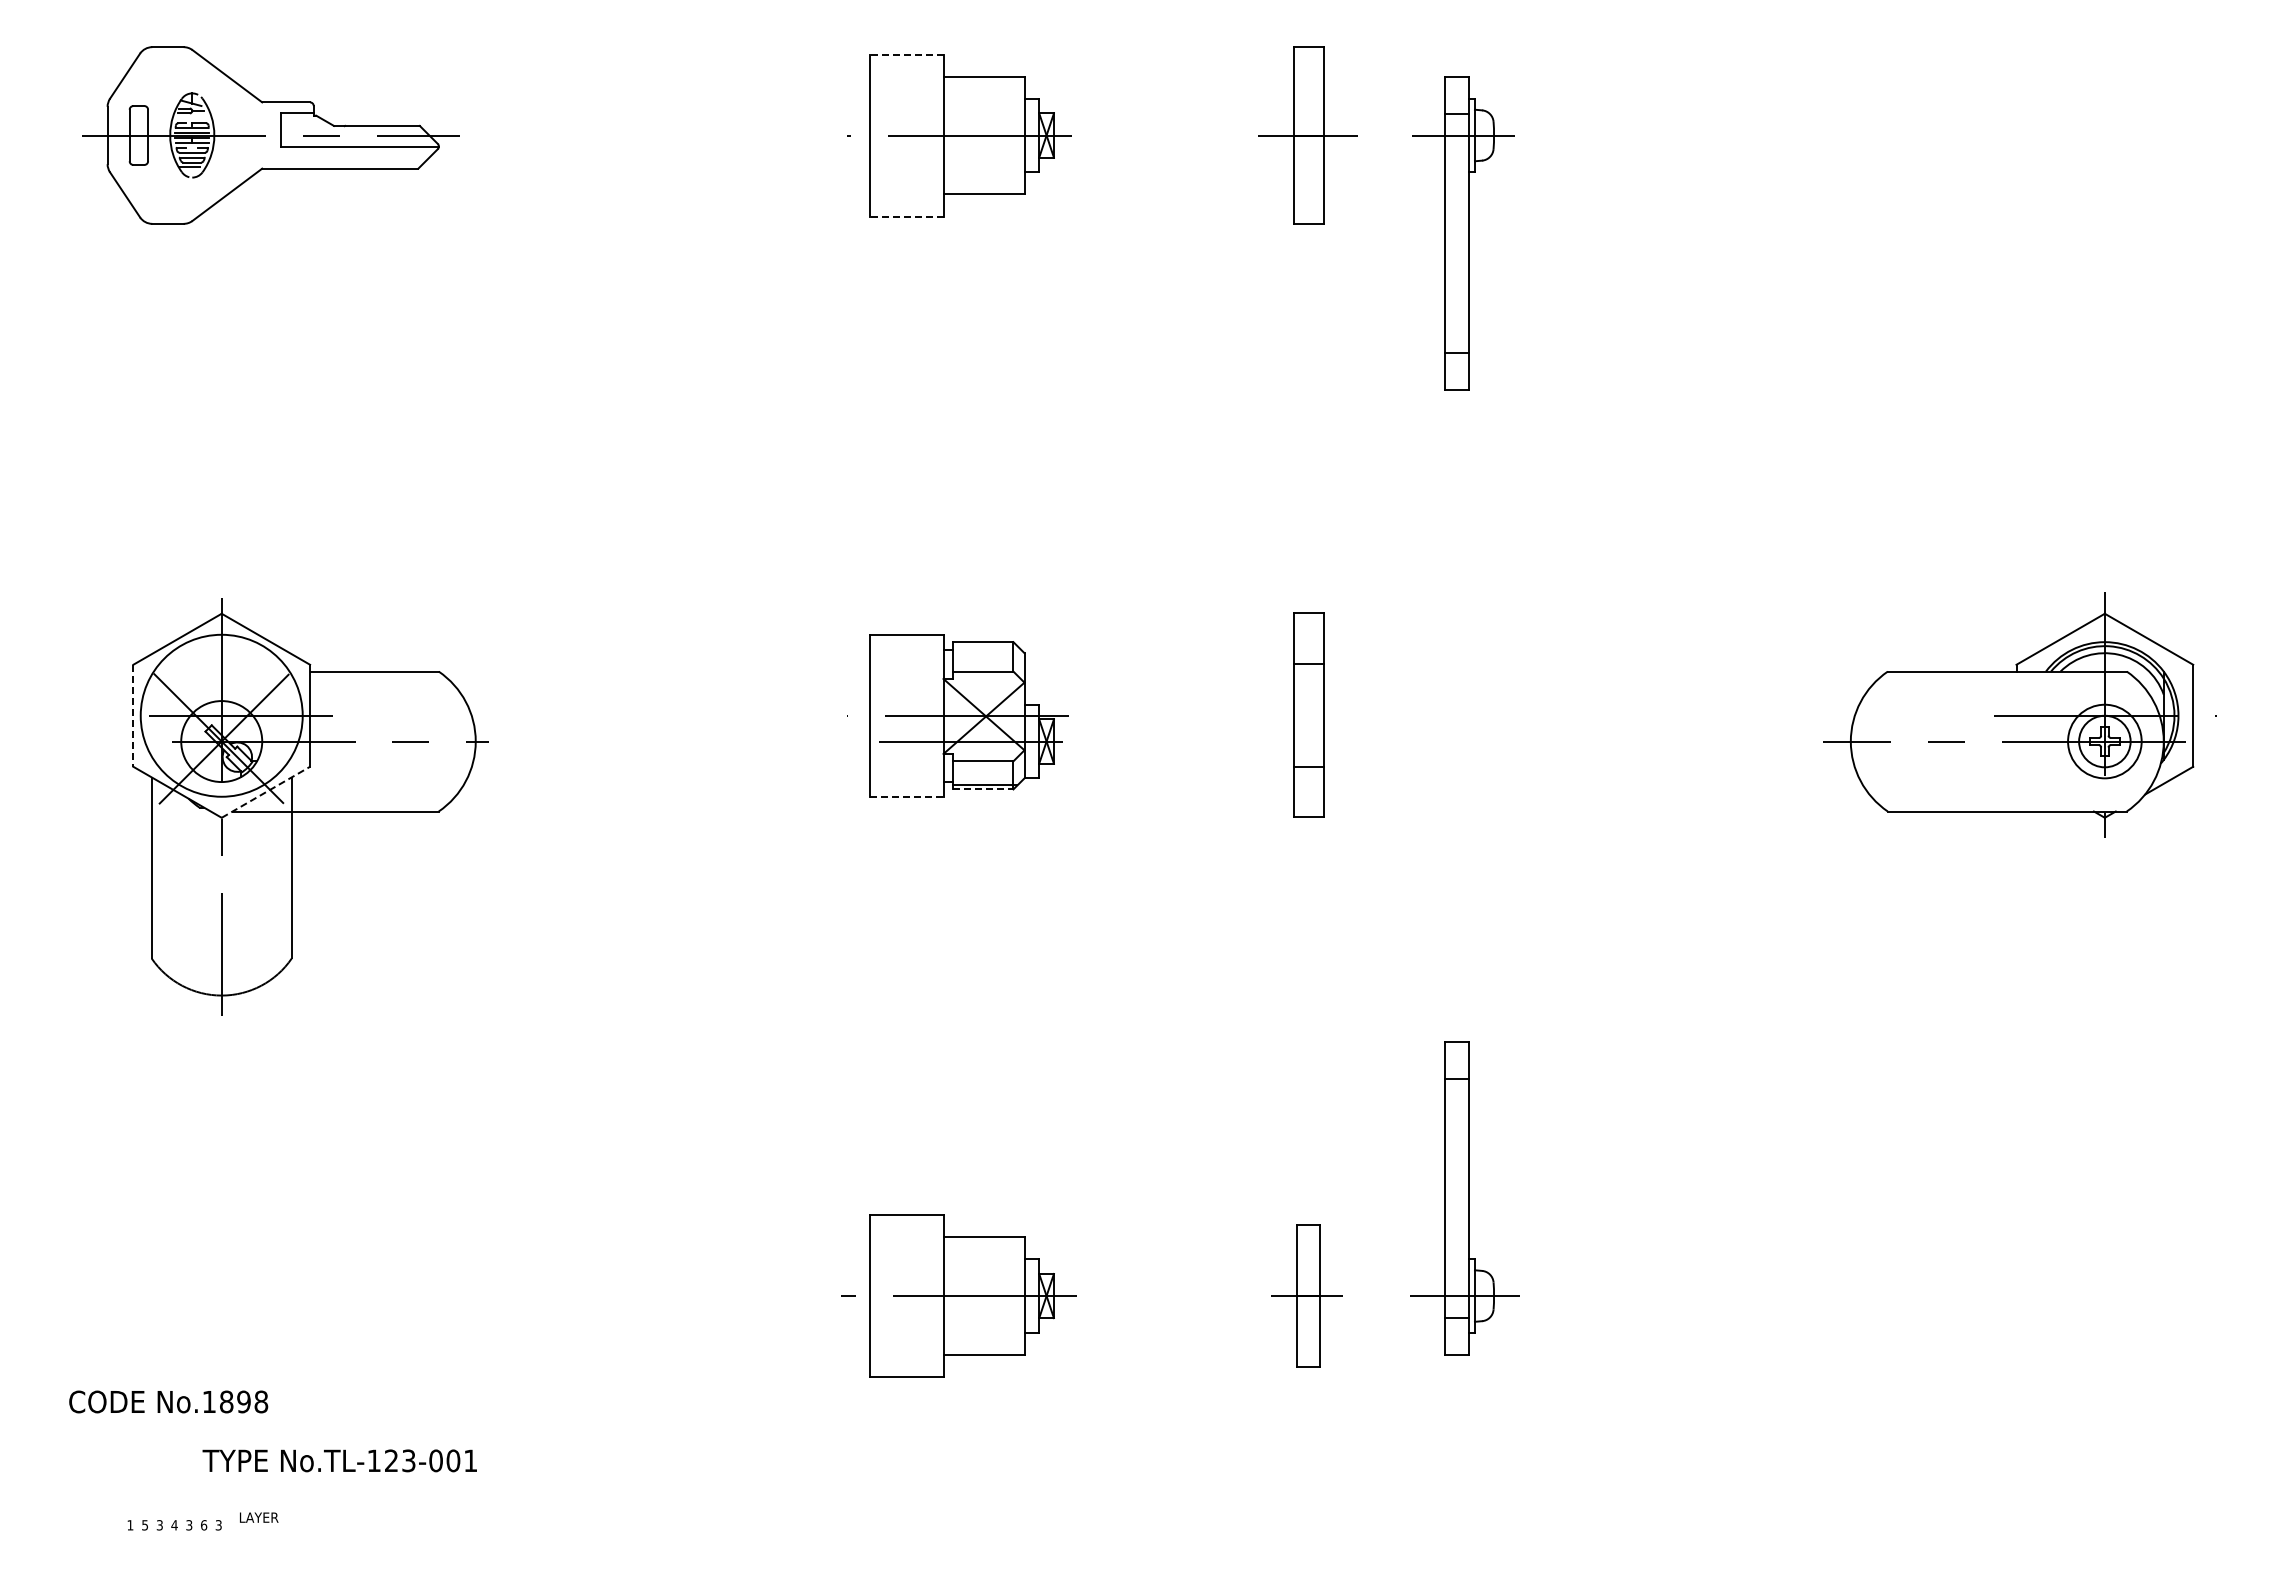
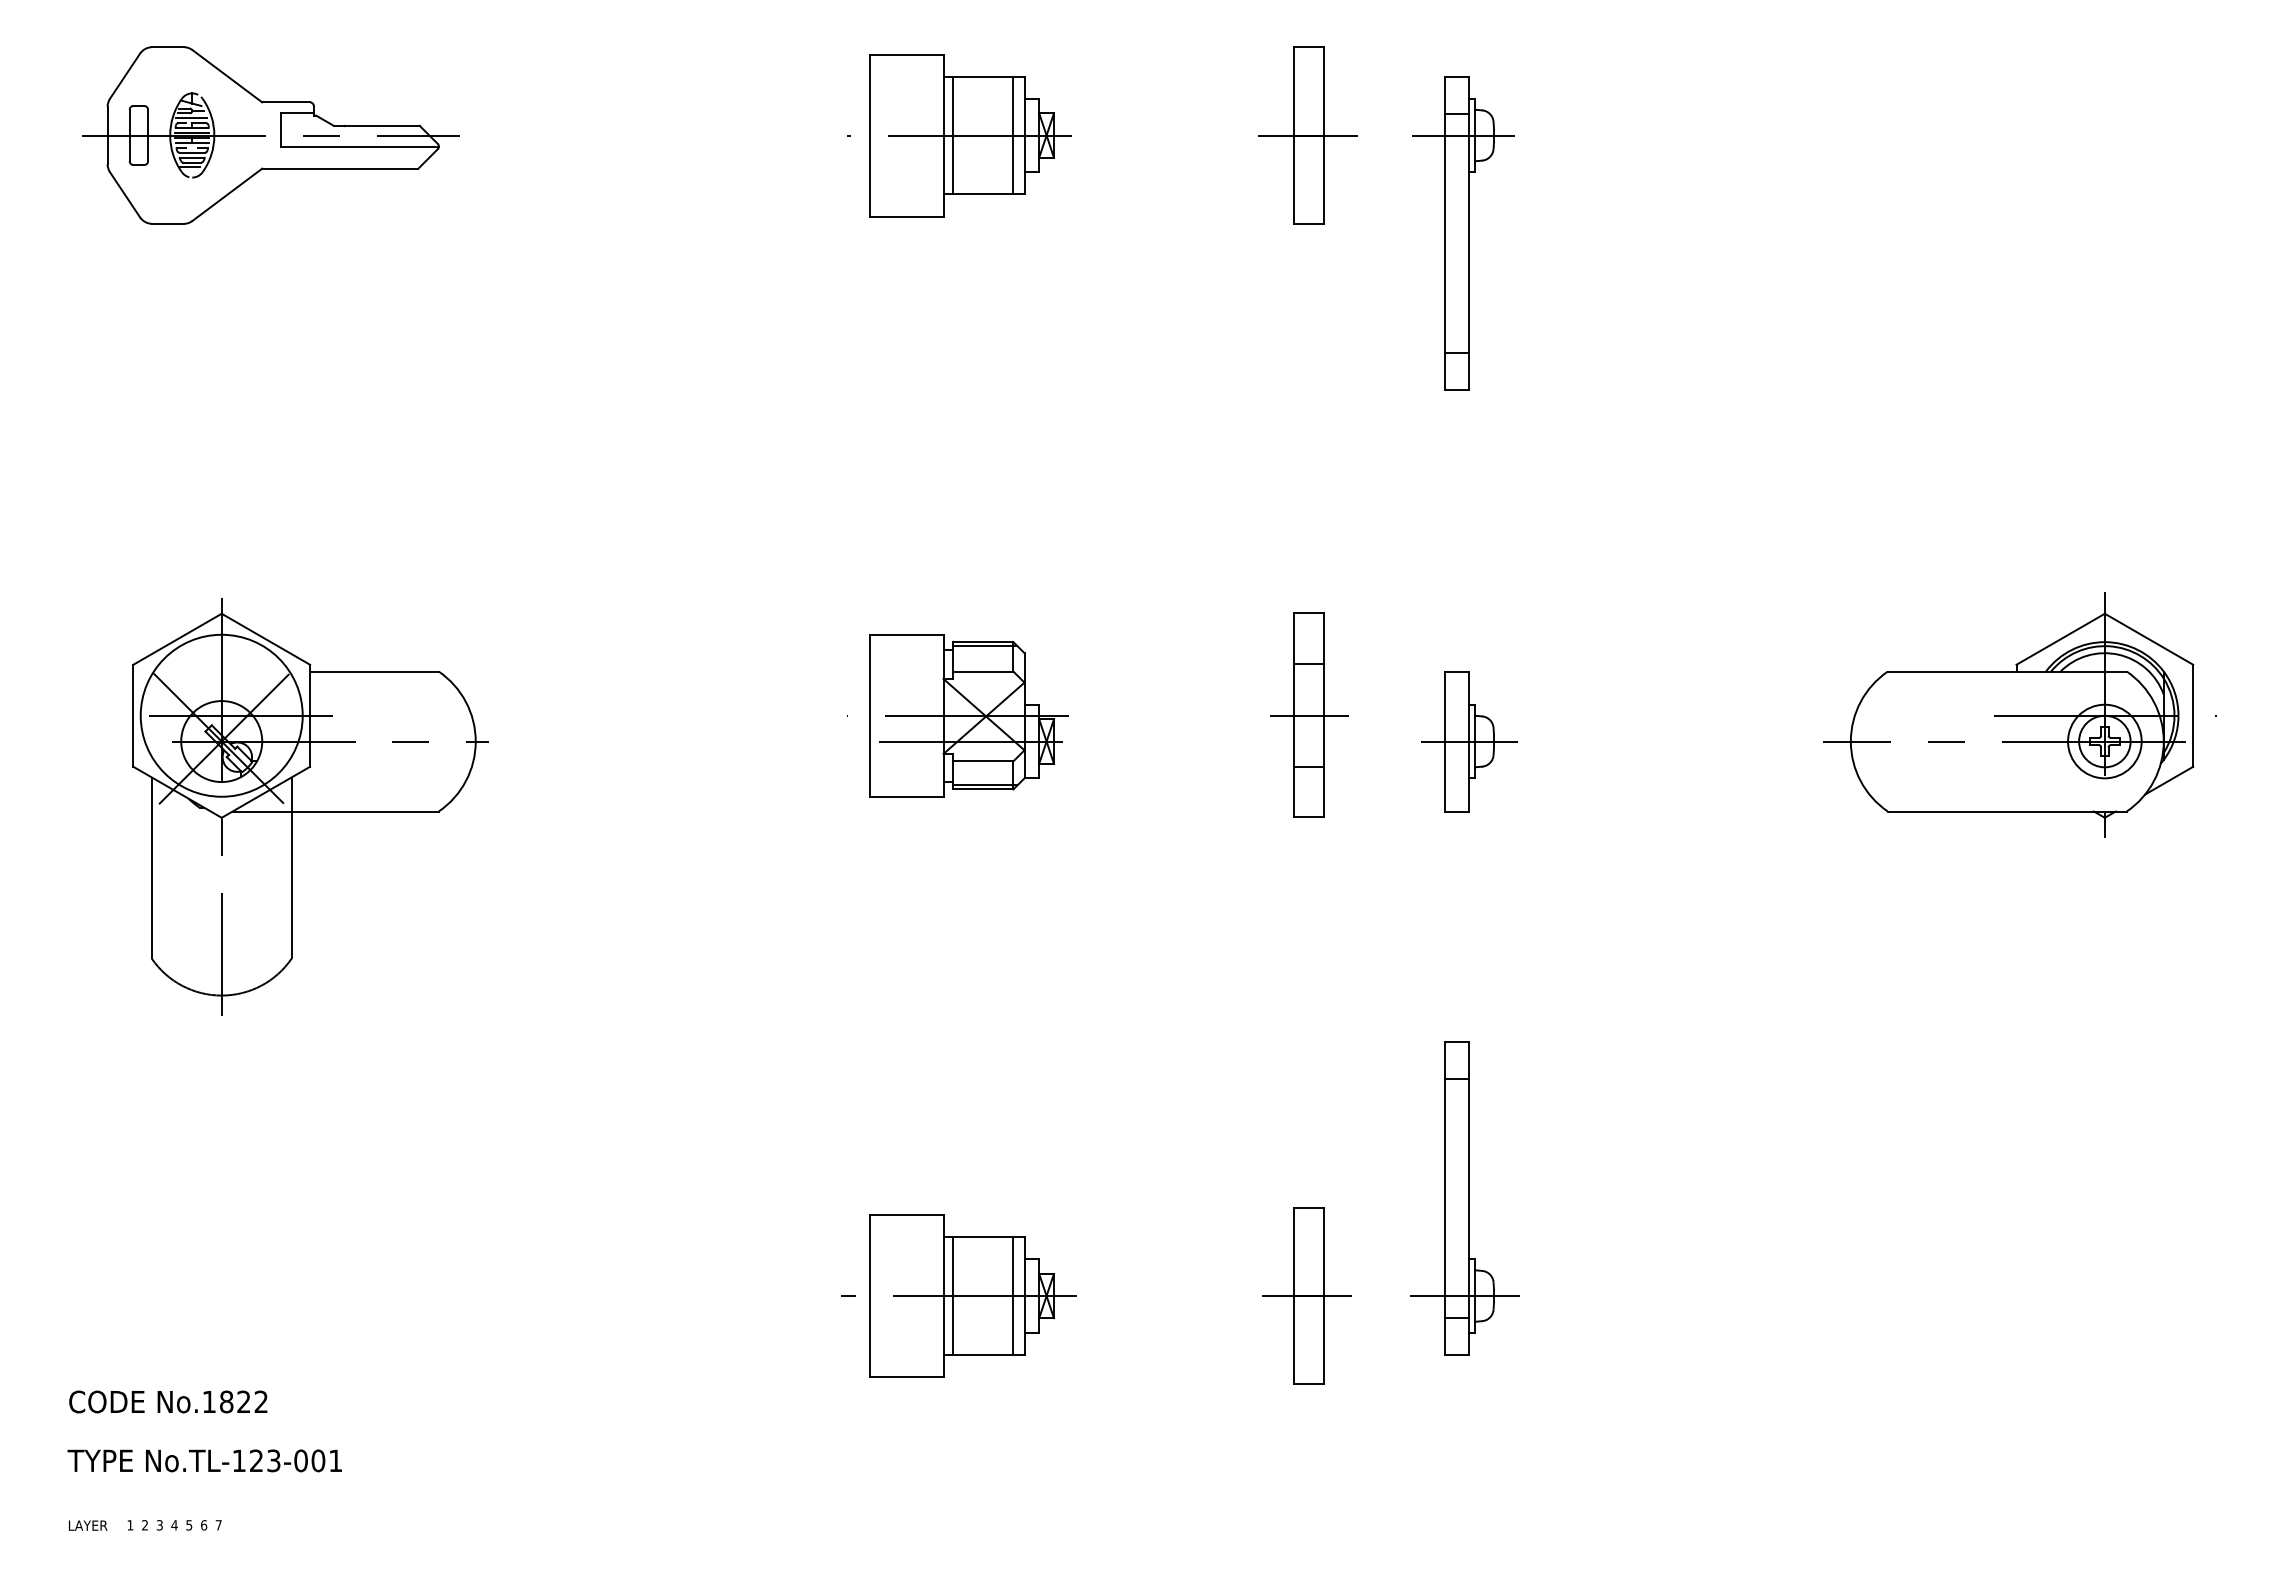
line: dashed -> solid (906, 54)
line: none -> present (191, 118)
line: none -> present (953, 135)
line: none -> present (1013, 135)
line: dashed -> solid (906, 216)
line: none -> present (985, 646)
line: none -> present (1308, 715)
line: dashed -> solid (133, 716)
part: none -> present (1469, 741)
line: dashed -> solid (983, 789)
line: dashed -> solid (266, 792)
line: dashed -> solid (906, 796)
line: none -> present (953, 1295)
line: none -> present (1013, 1295)
part size: 72x144 px -> 90x178 px (1306, 1295)
text: No.1898 -> No.1822 (252, 1401)
text position: (339, 1460) -> (204, 1460) (204, 1460)
text position: (259, 1517) -> (88, 1525) (88, 1525)
text: 3 -> 5 (189, 1524)
text: 5 -> 2 (144, 1525)
text: 3 -> 7 (218, 1525)
